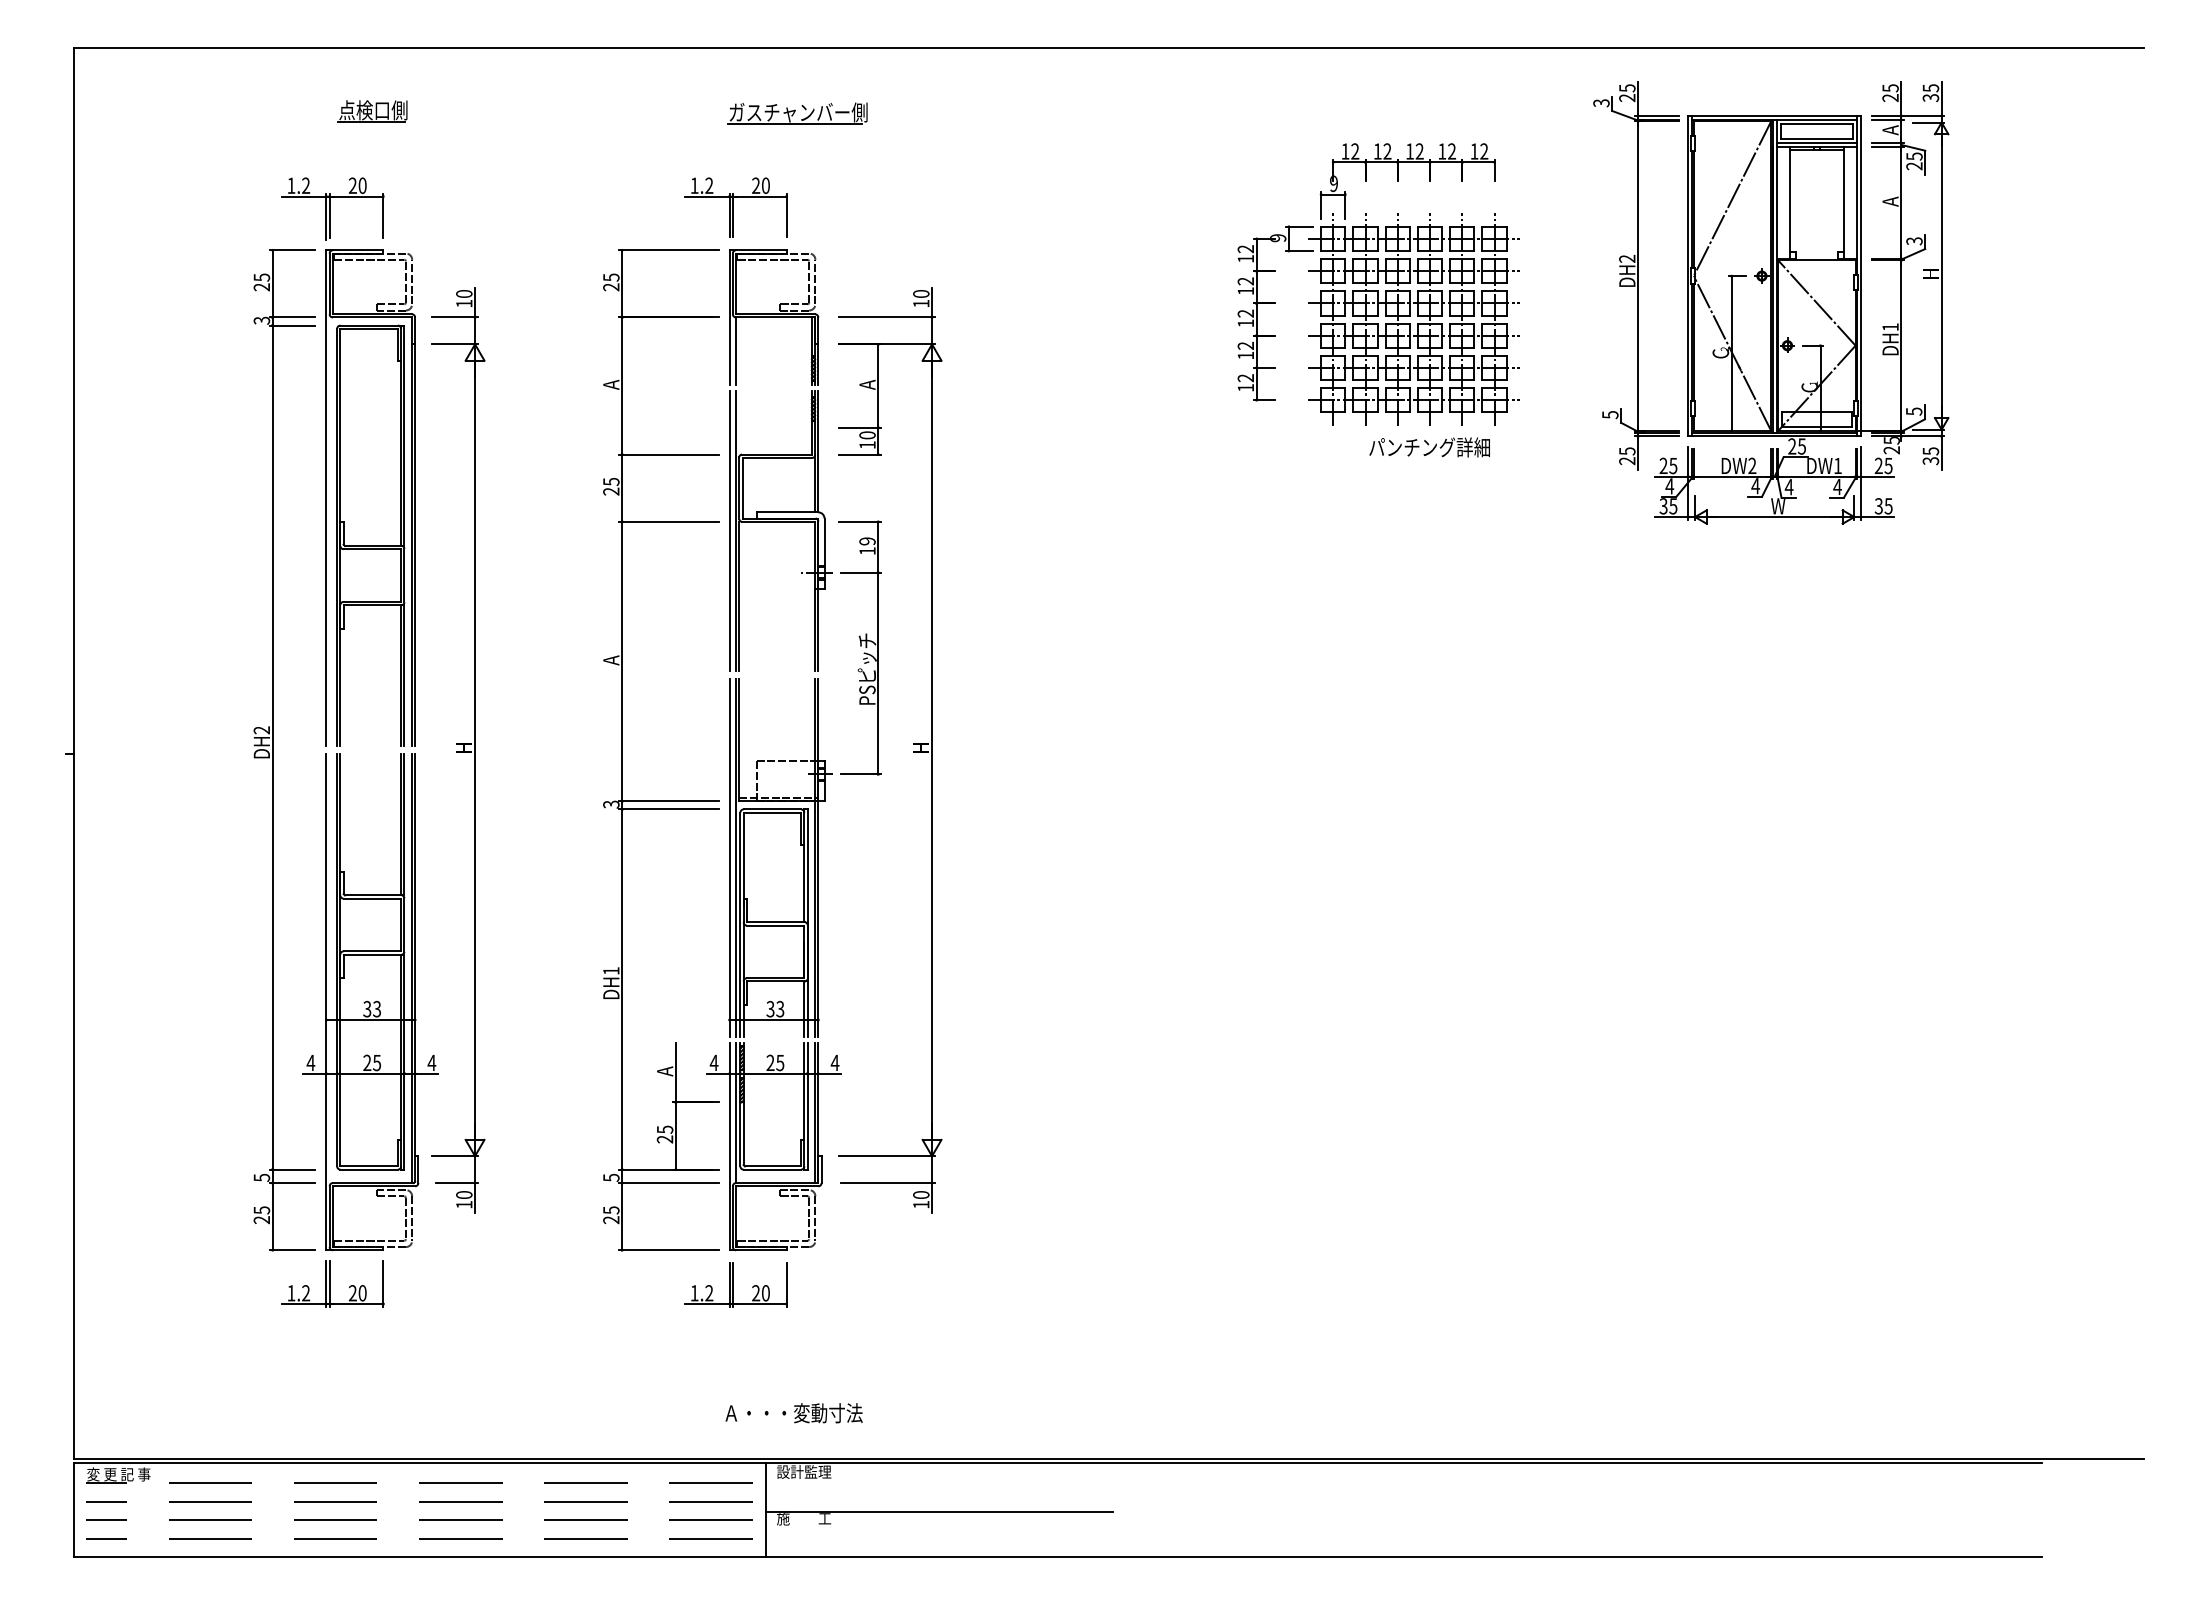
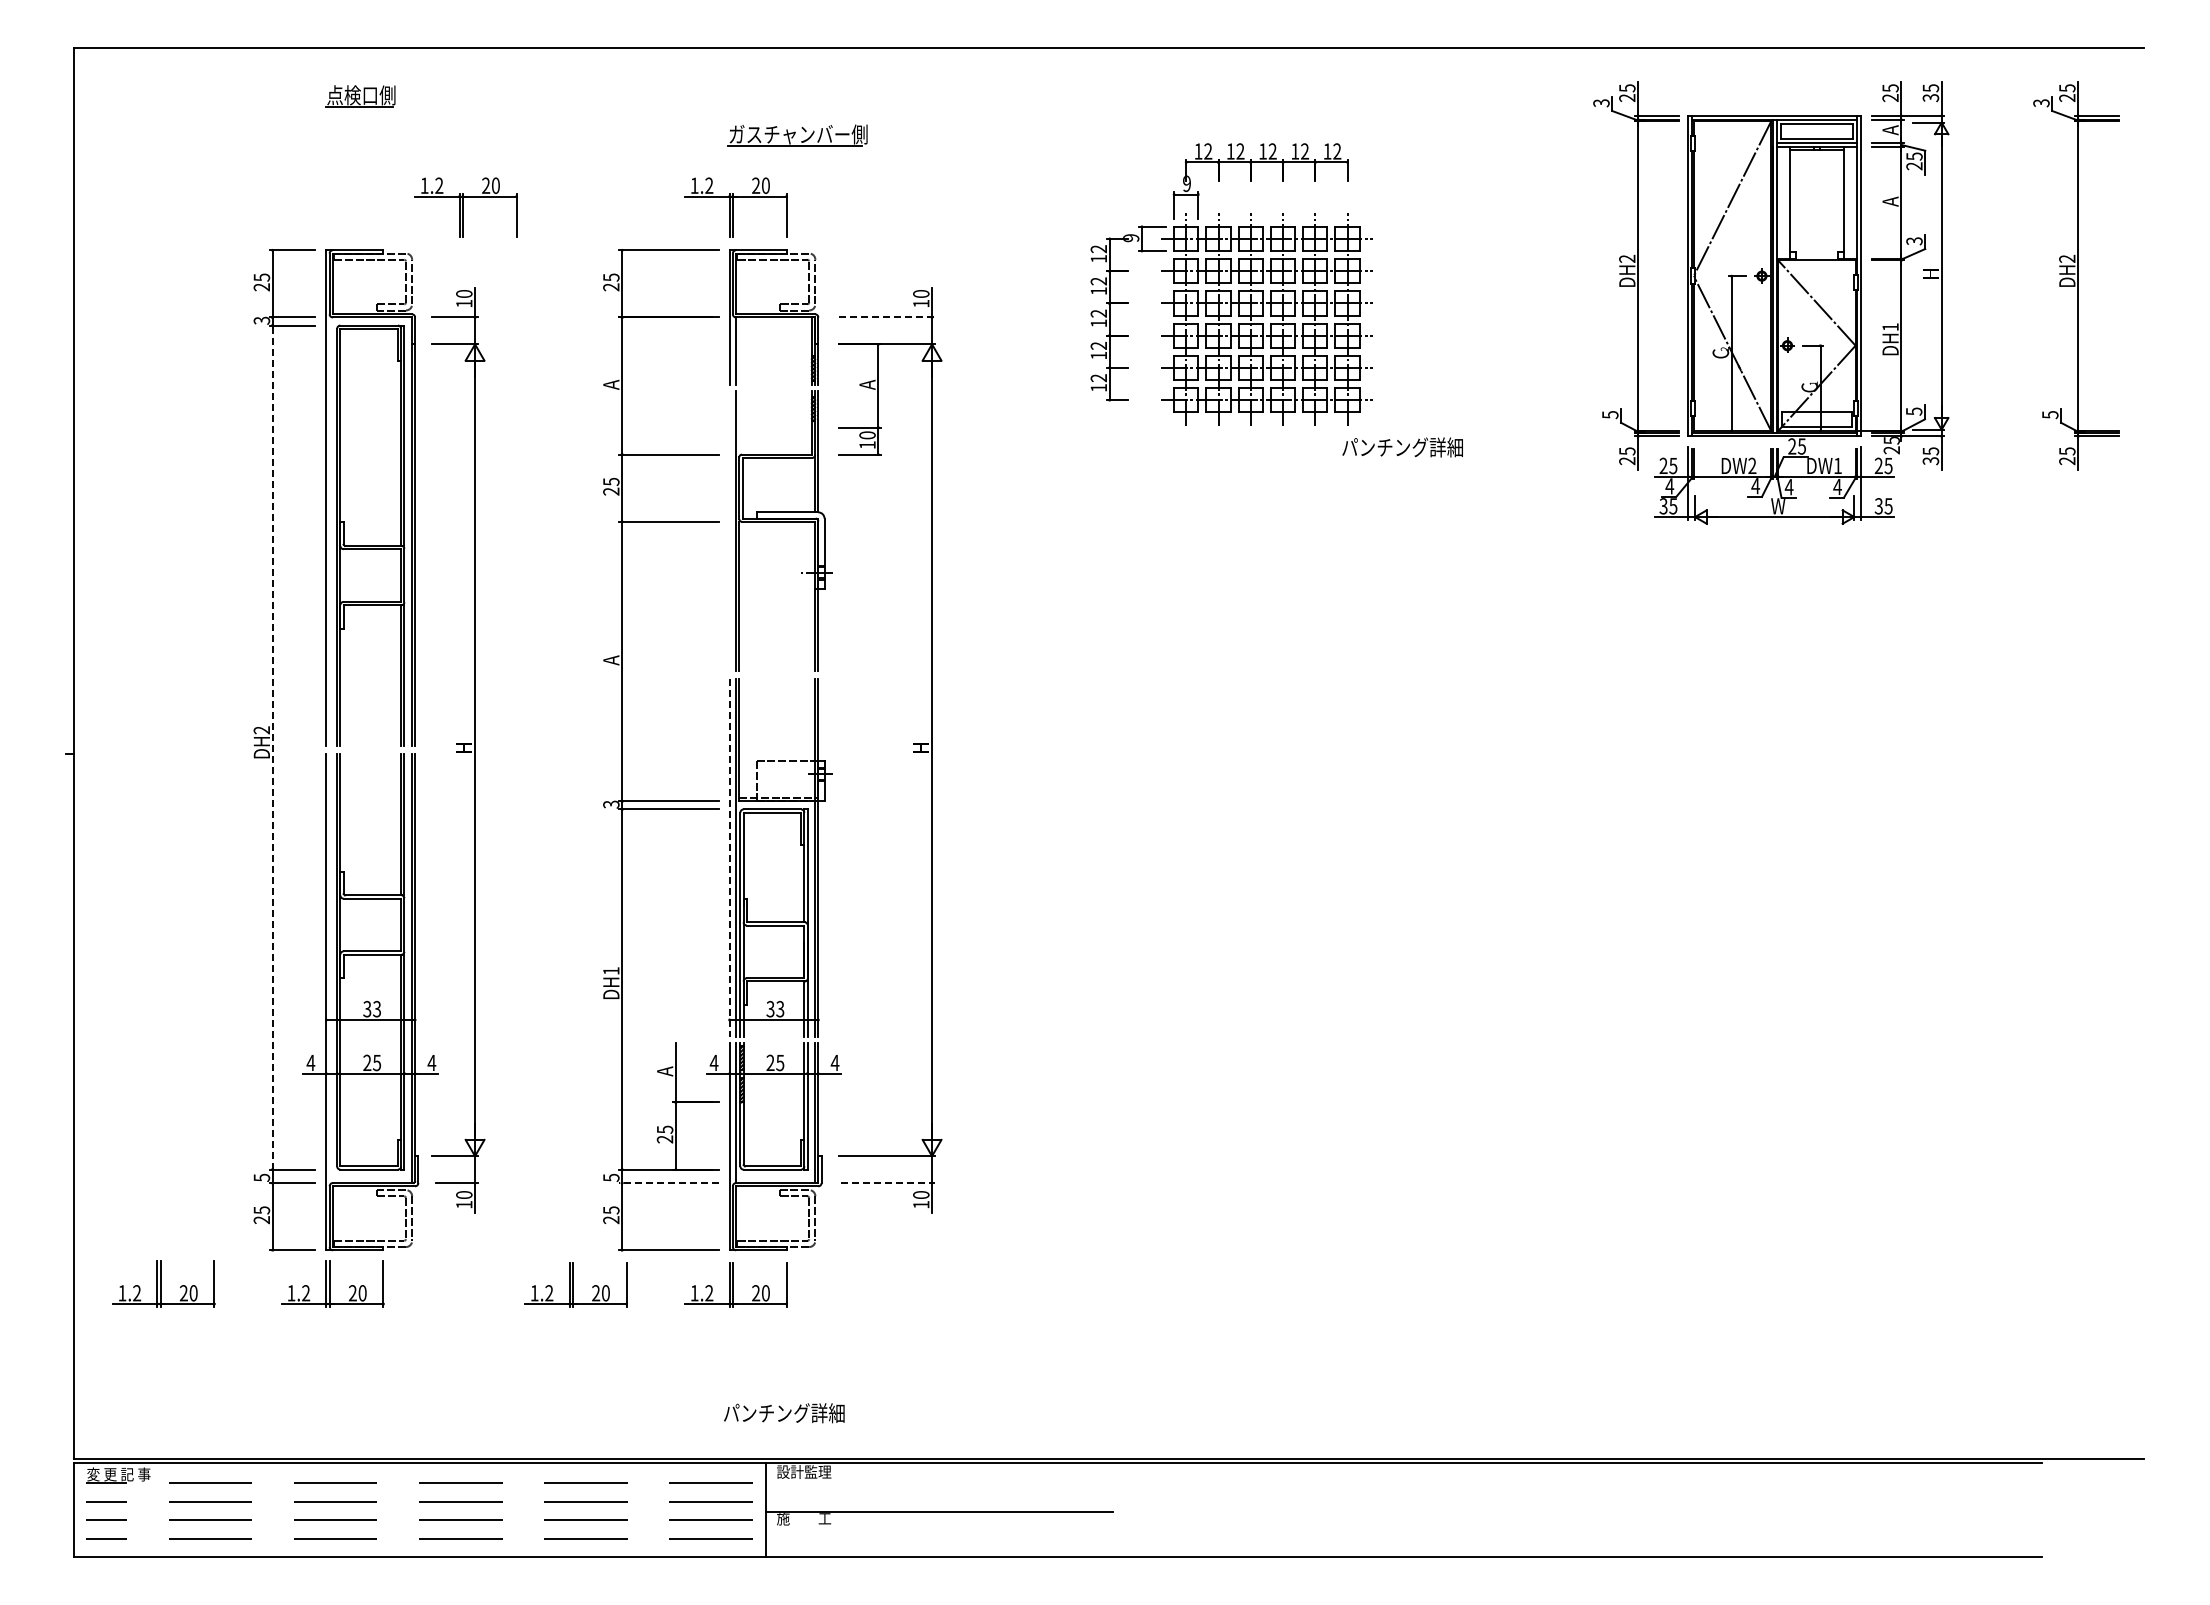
part position: (372, 111) -> (360, 96) (360, 96)
part position: (797, 113) -> (797, 135) (797, 135)
part: none -> present (465, 207)
part: present -> none (332, 208)
part: none -> present (2076, 275)
part position: (1378, 284) -> (1231, 284) (1231, 284)
line: solid -> dashed (887, 317)
text position: (1429, 447) -> (1402, 447) (1402, 447)
line: present -> none (729, 530)
part: present -> none (859, 647)
line: solid -> dashed (272, 747)
line: solid -> dashed (729, 857)
line: solid -> dashed (669, 1183)
line: solid -> dashed (887, 1183)
part: none -> present (163, 1283)
part: none -> present (575, 1284)
text: Ａ・・・変動寸法 -> パンチング詳細 (793, 1413)
